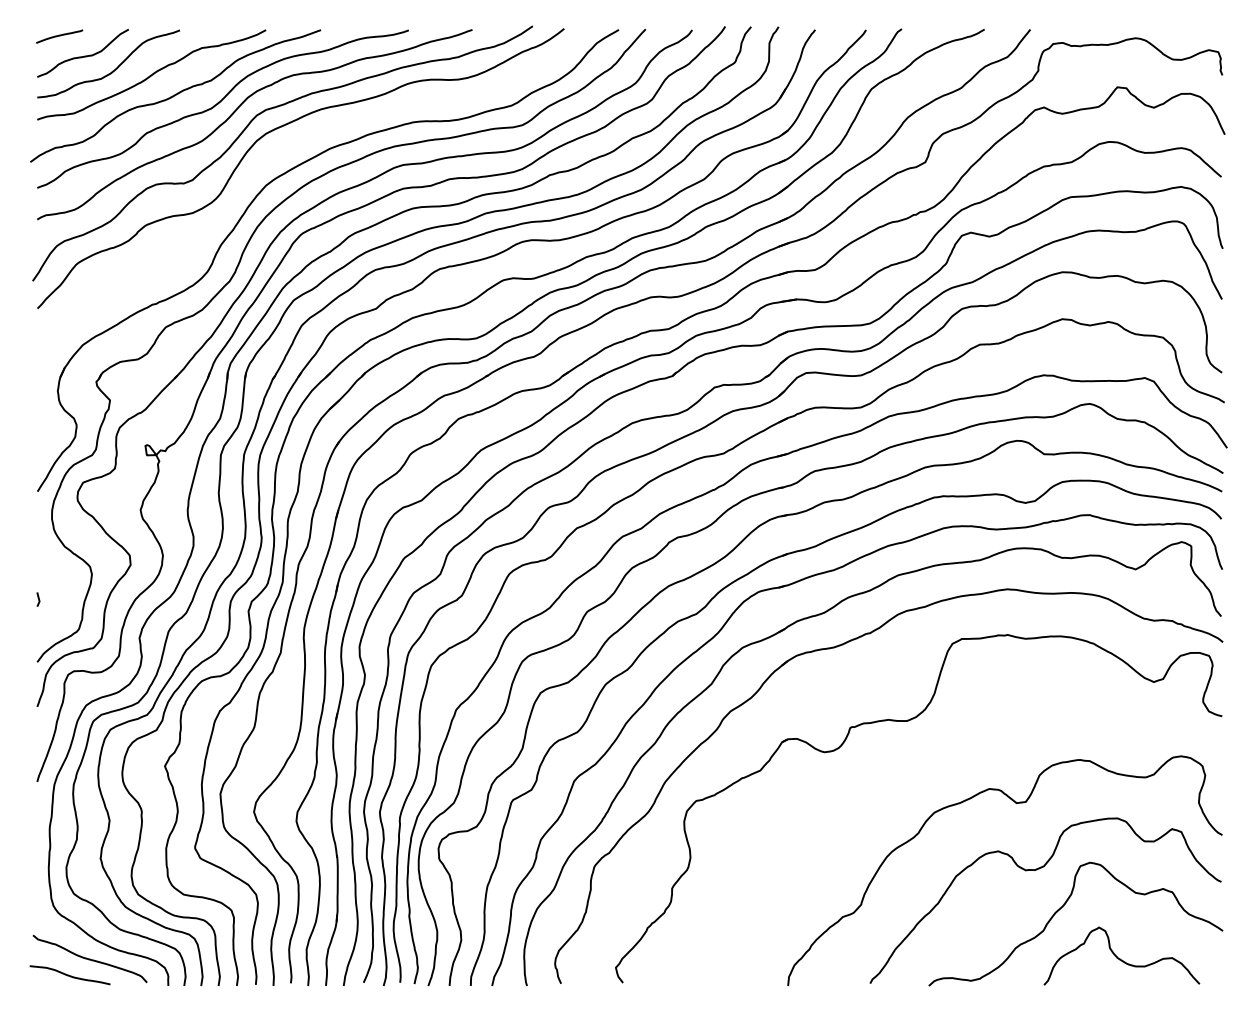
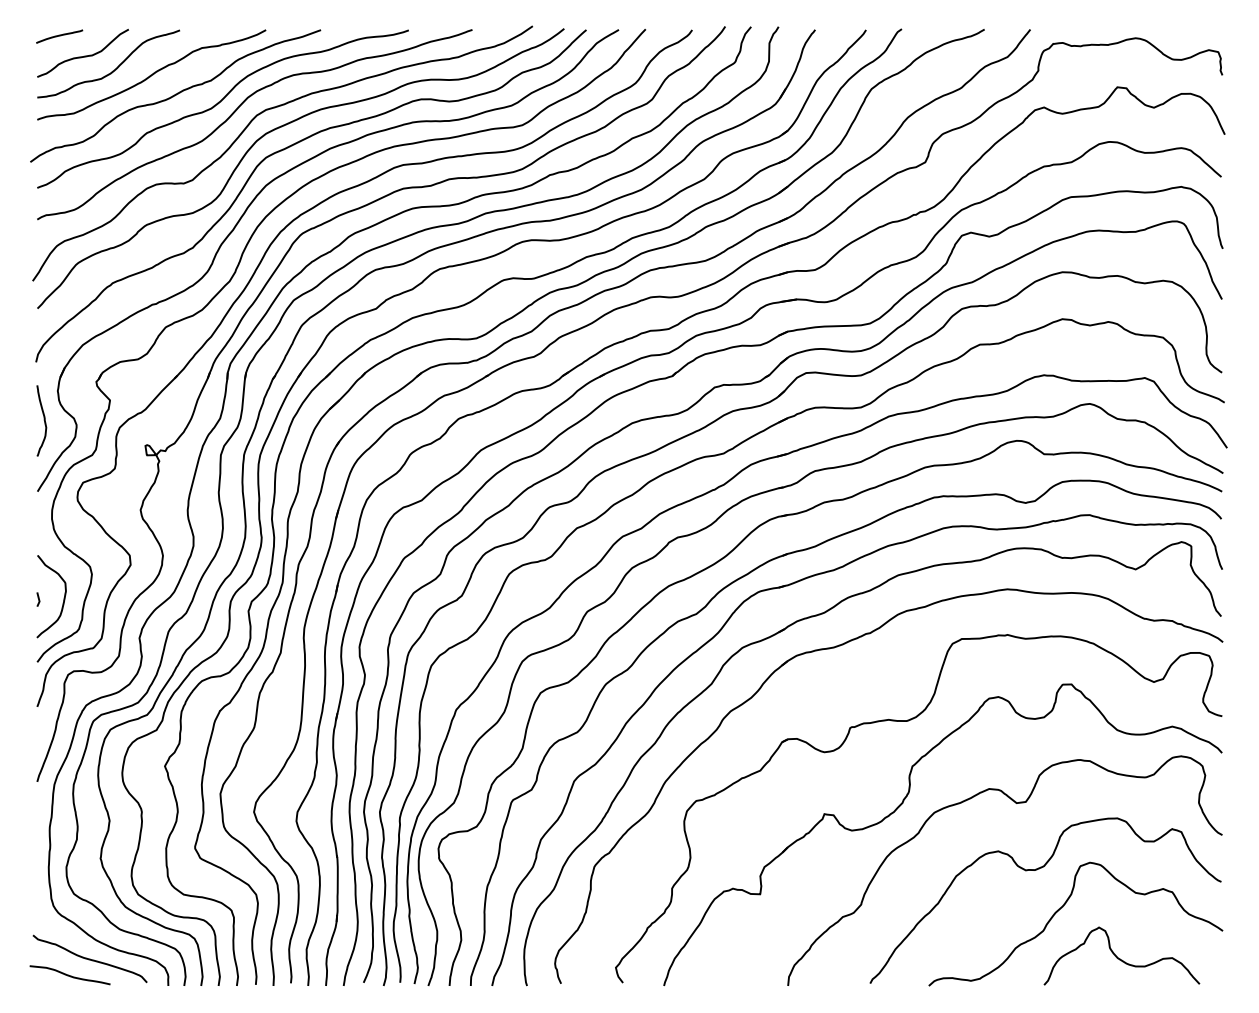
curve: none -> present (286, 149)
curve: none -> present (43, 420)
curve: none -> present (63, 597)
part: none -> present (903, 803)
